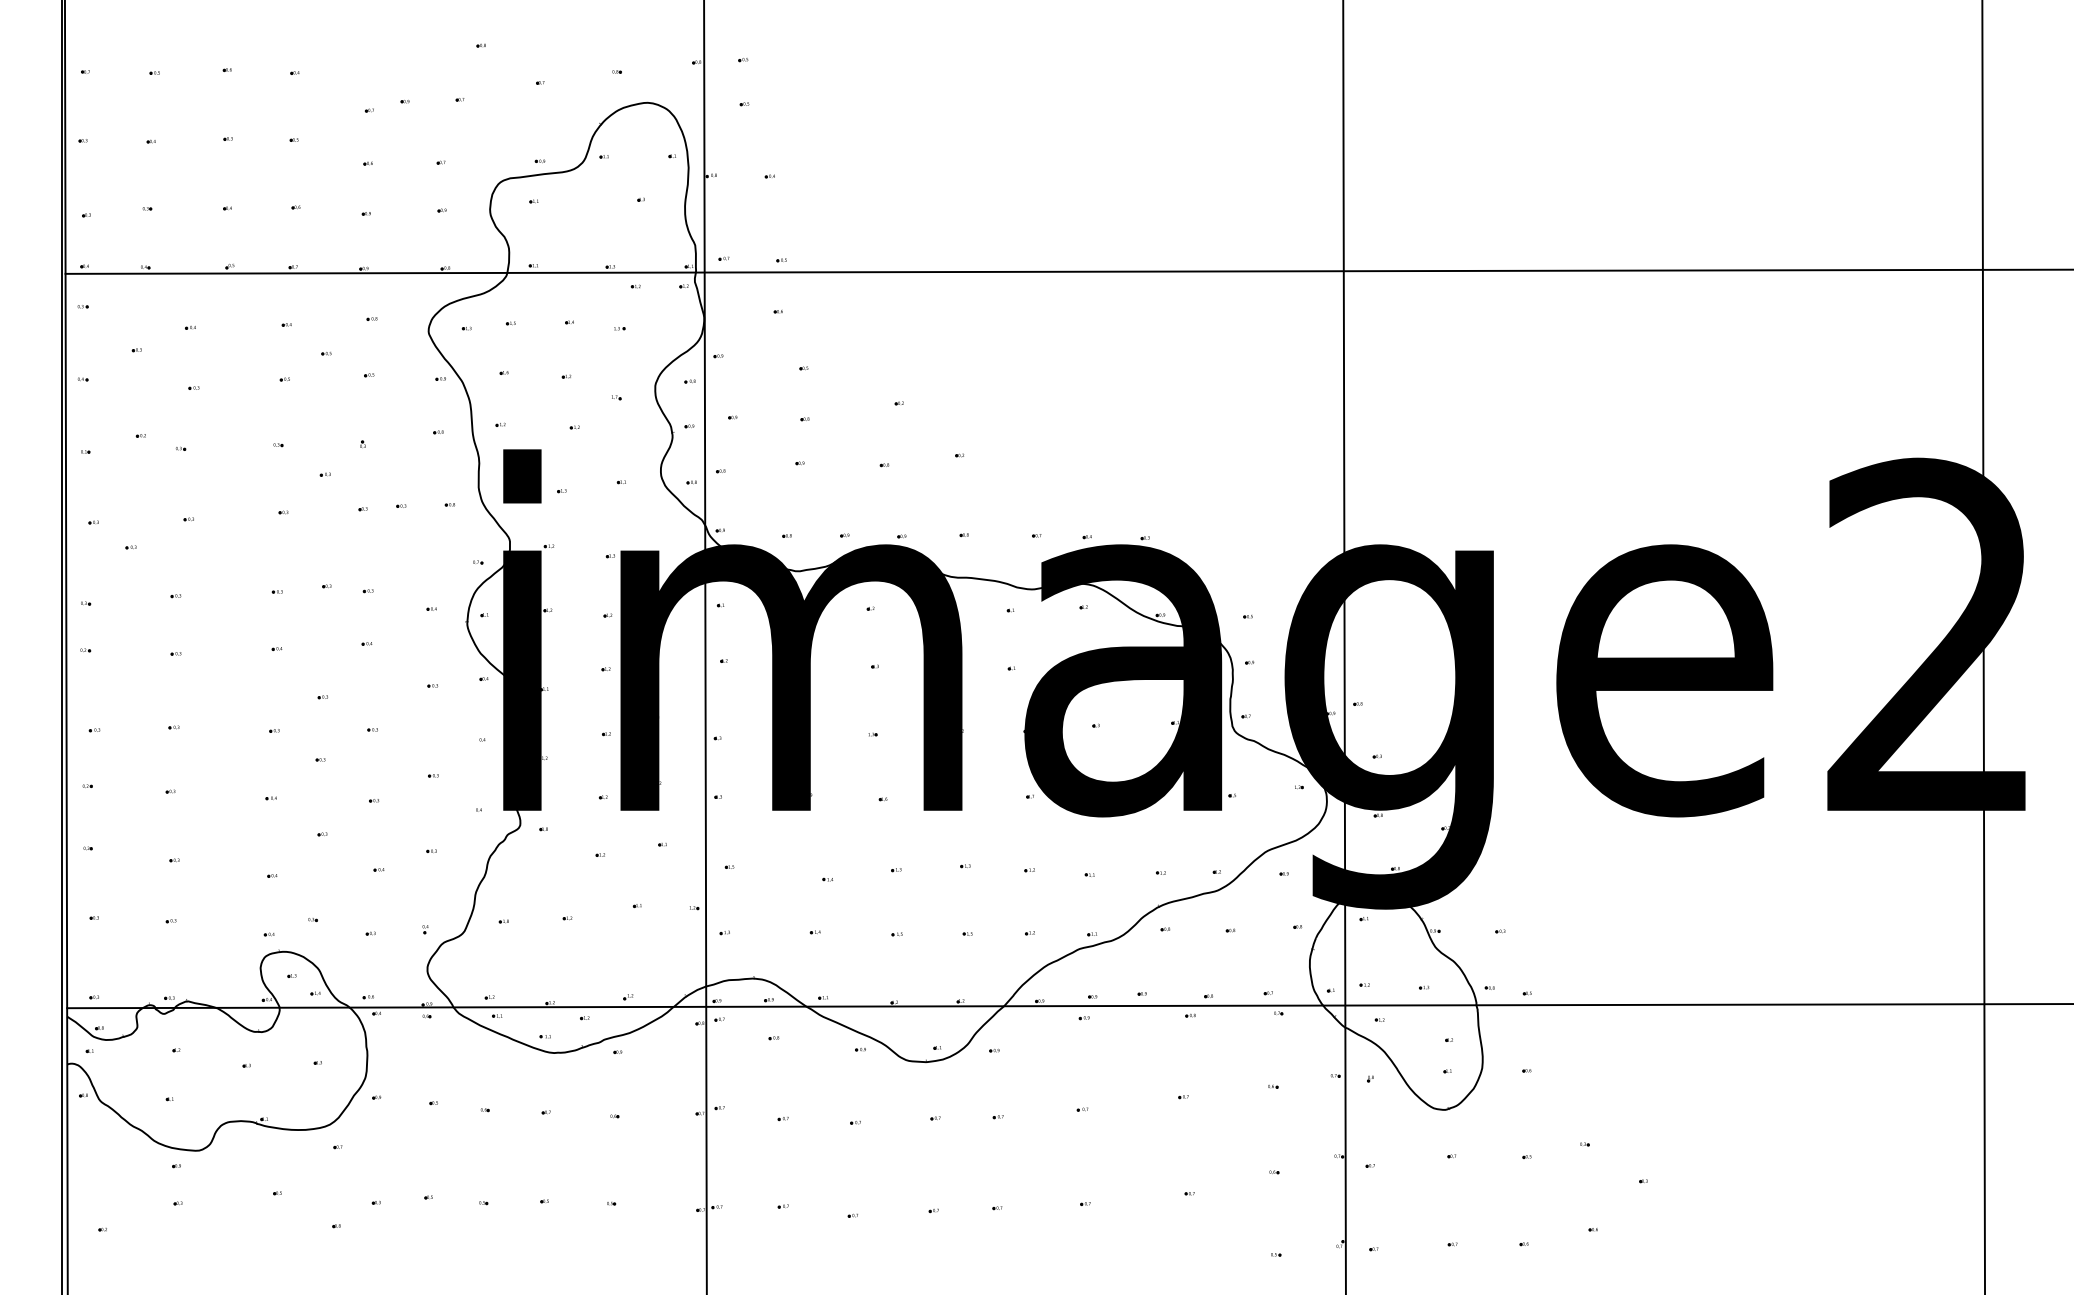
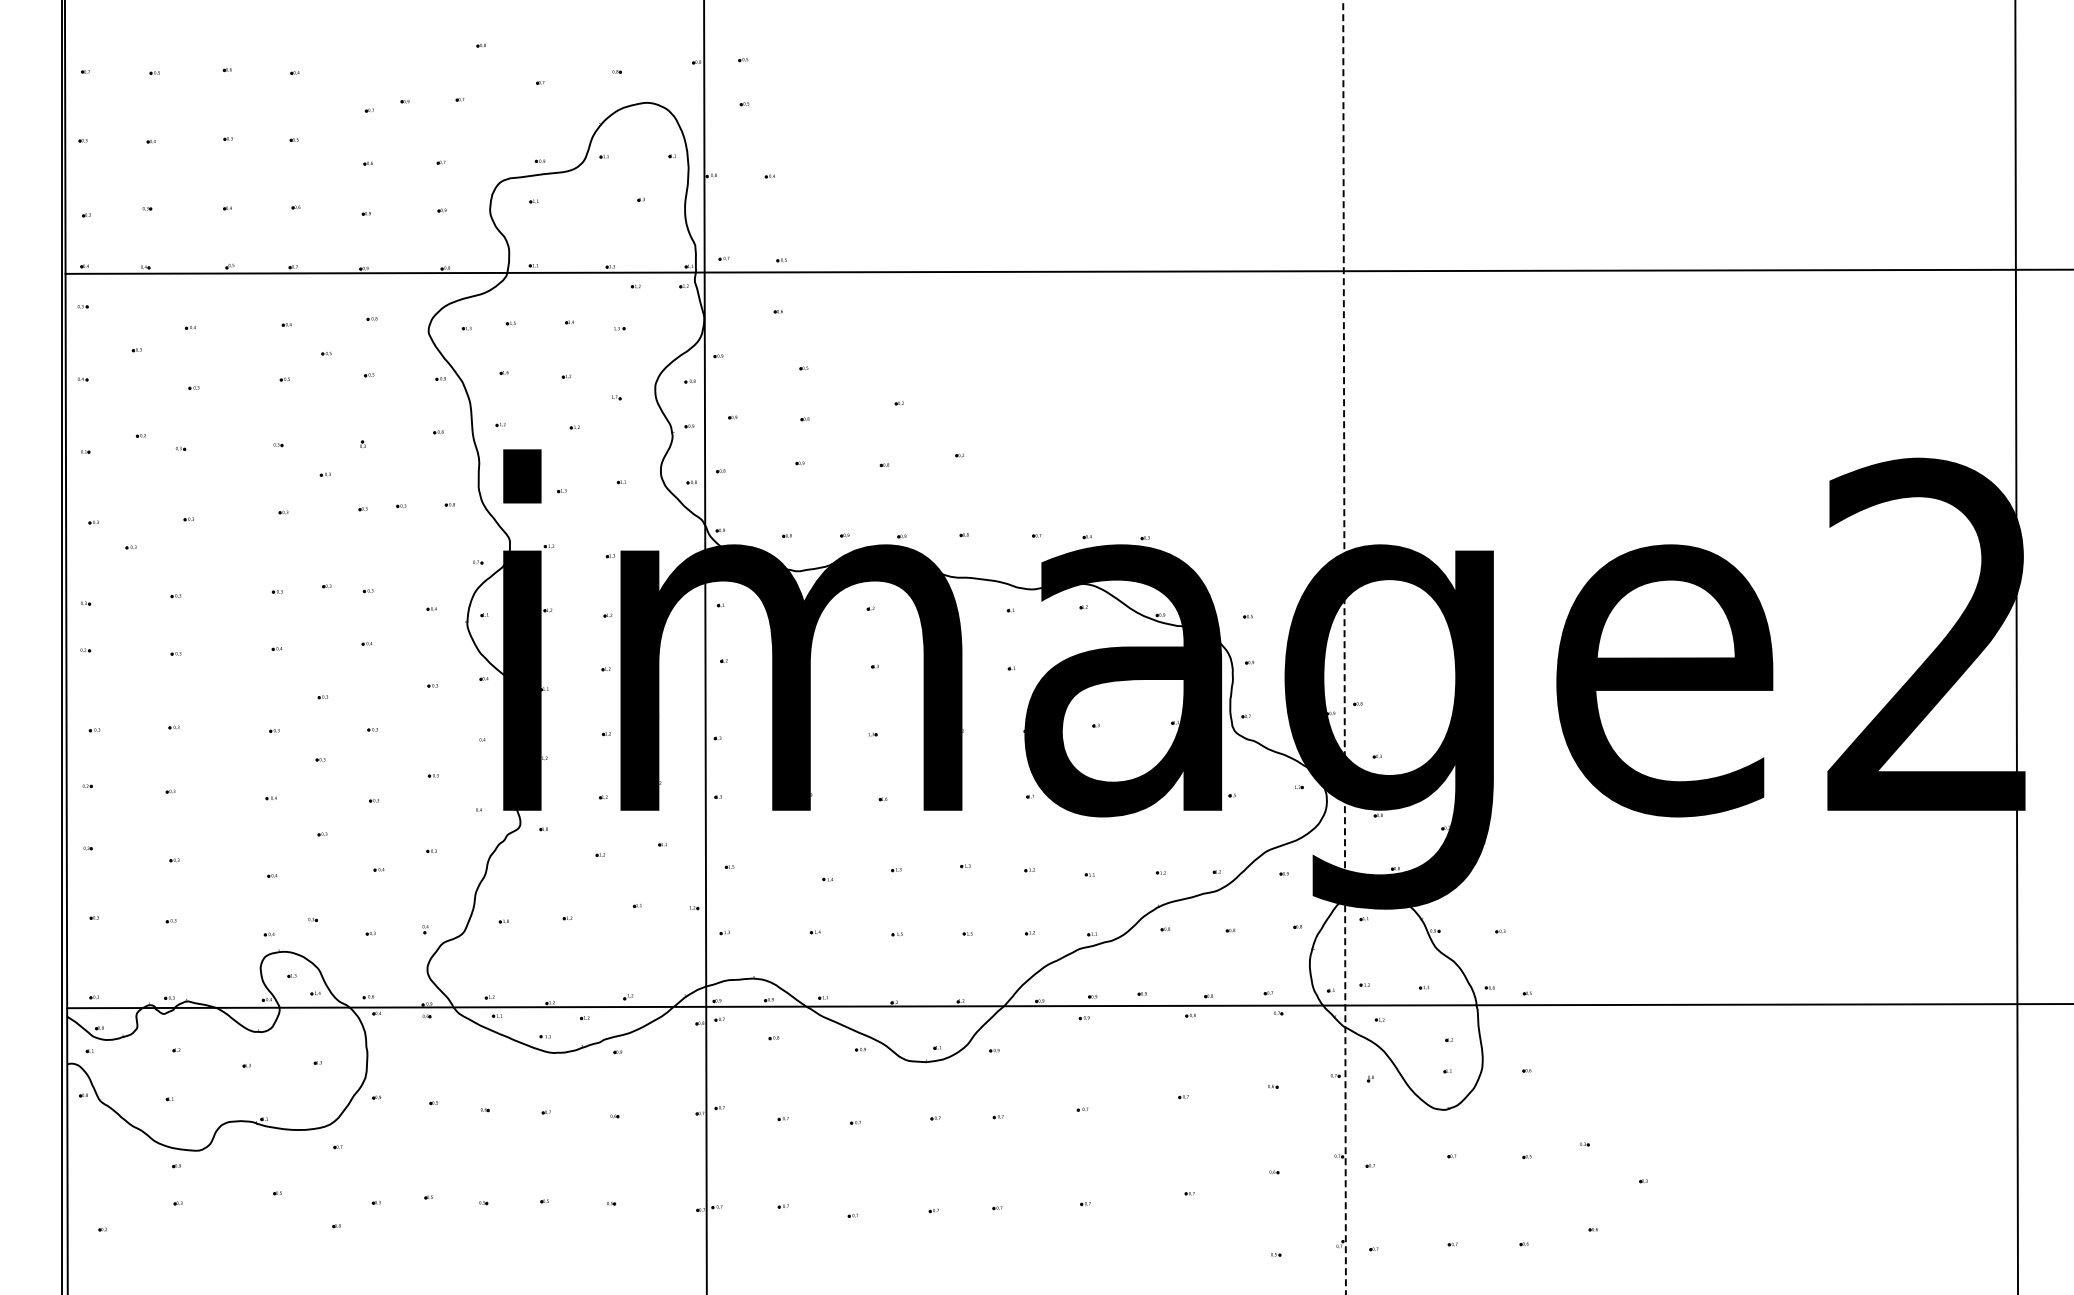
line position: (1983, 646) -> (2016, 646) (2016, 646)
line: solid -> dashed (1344, 647)
